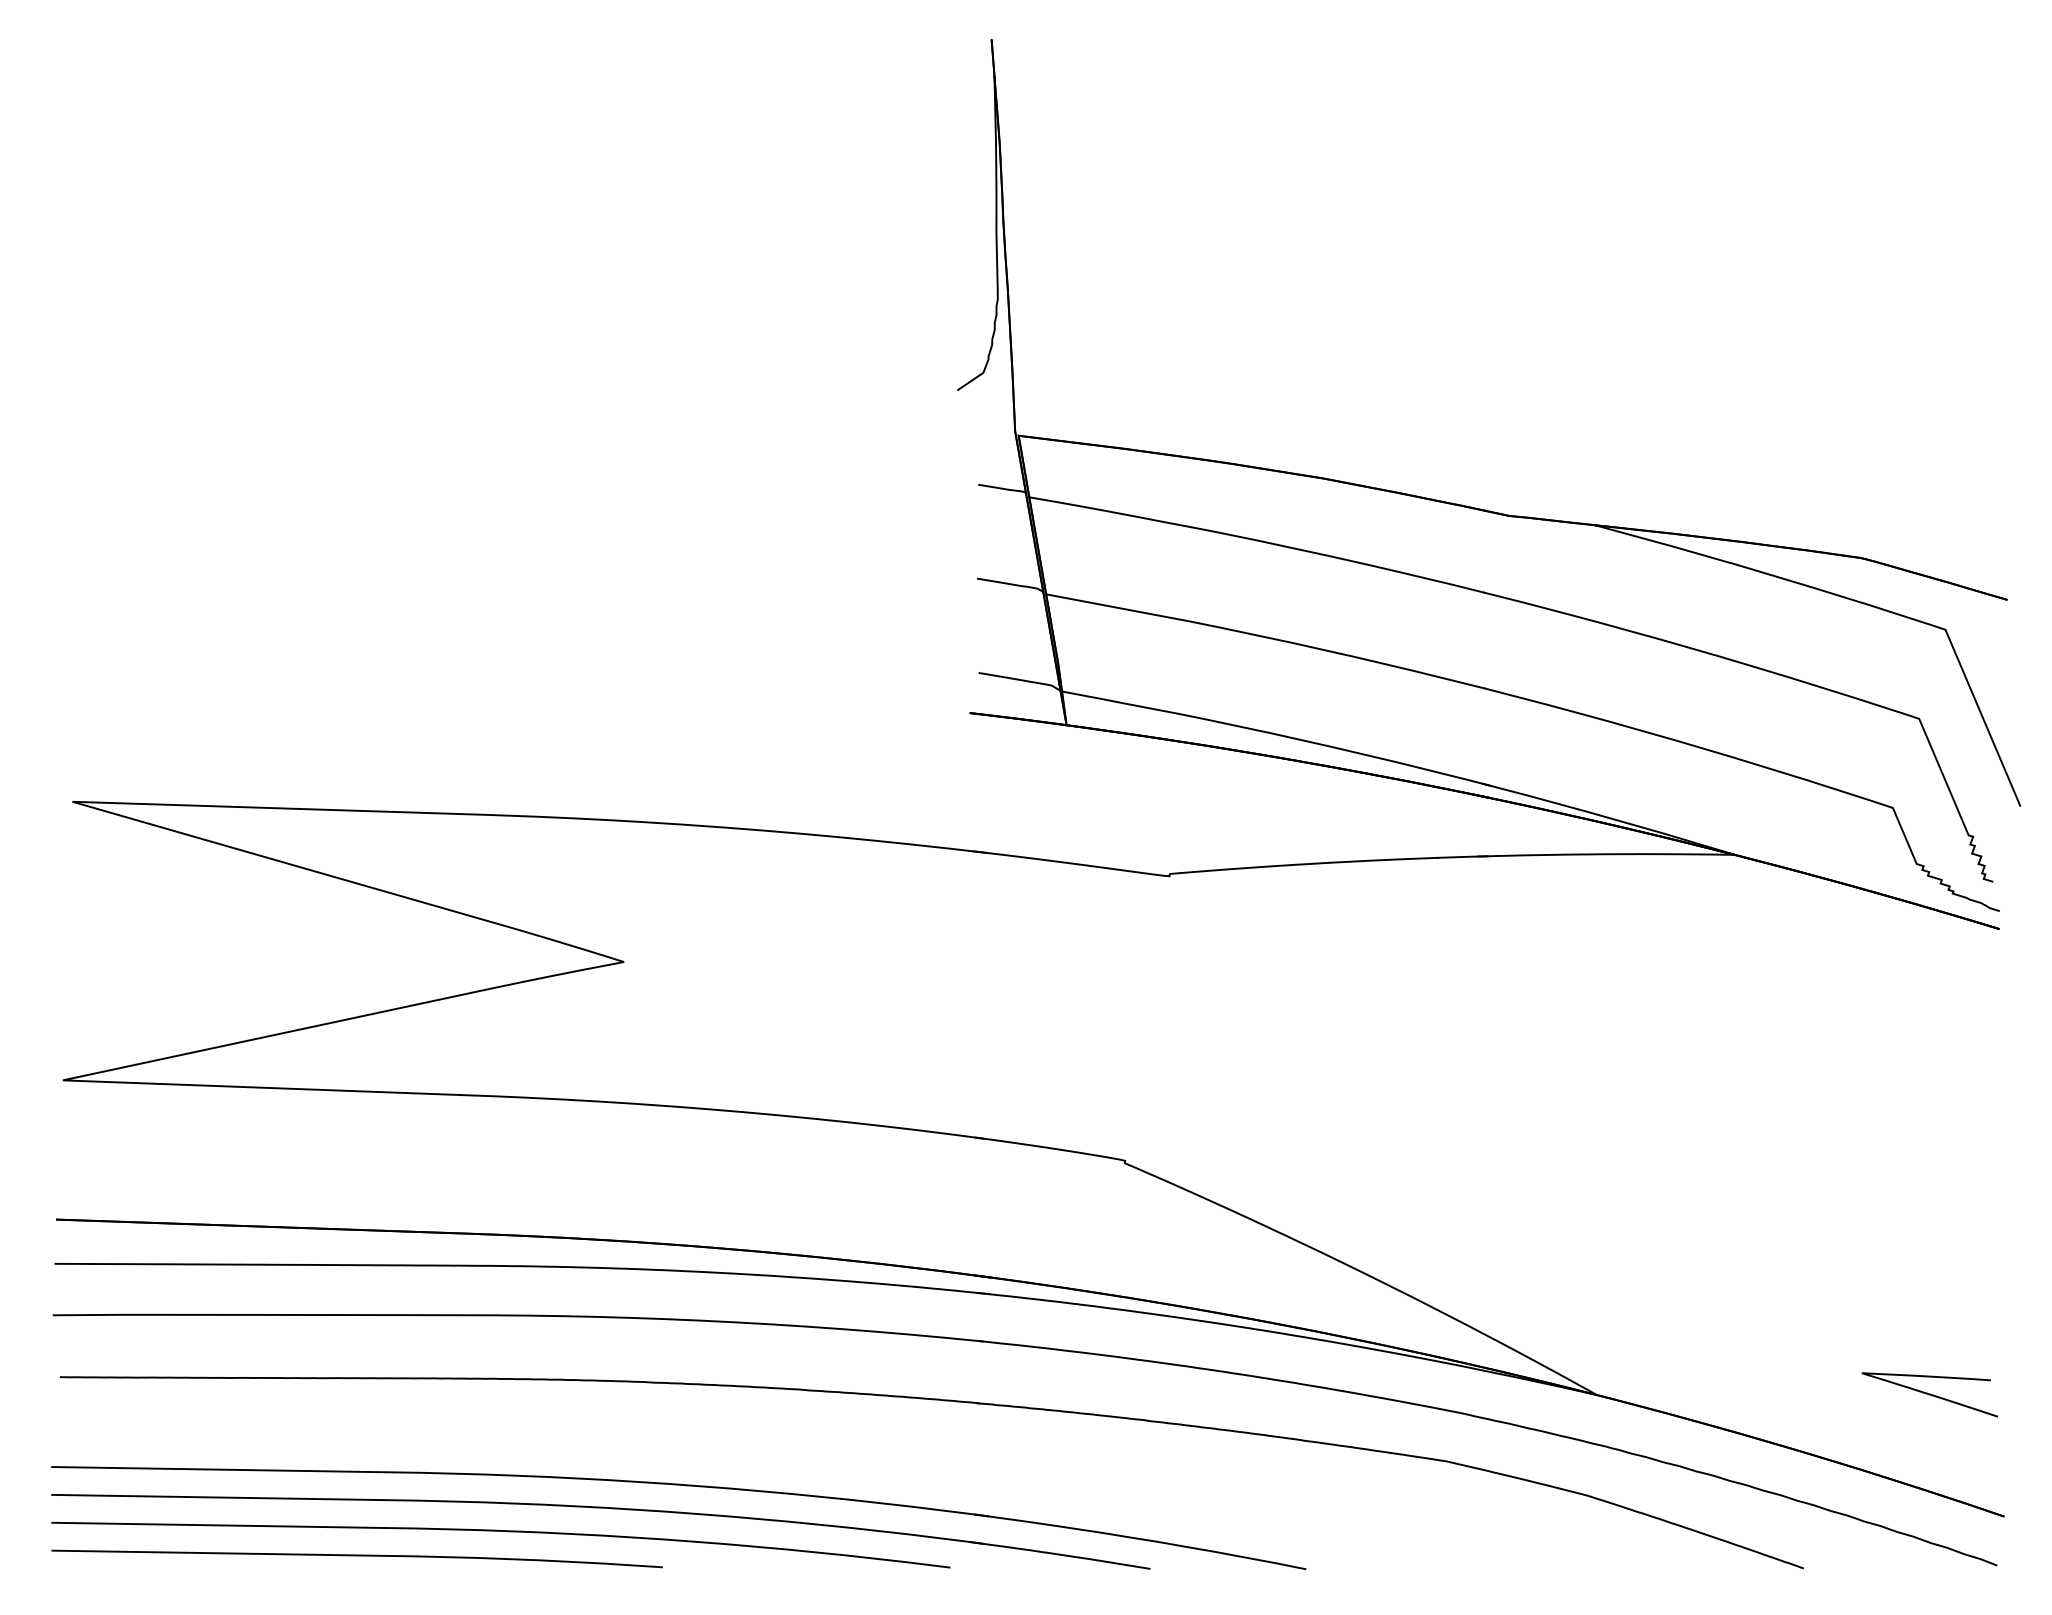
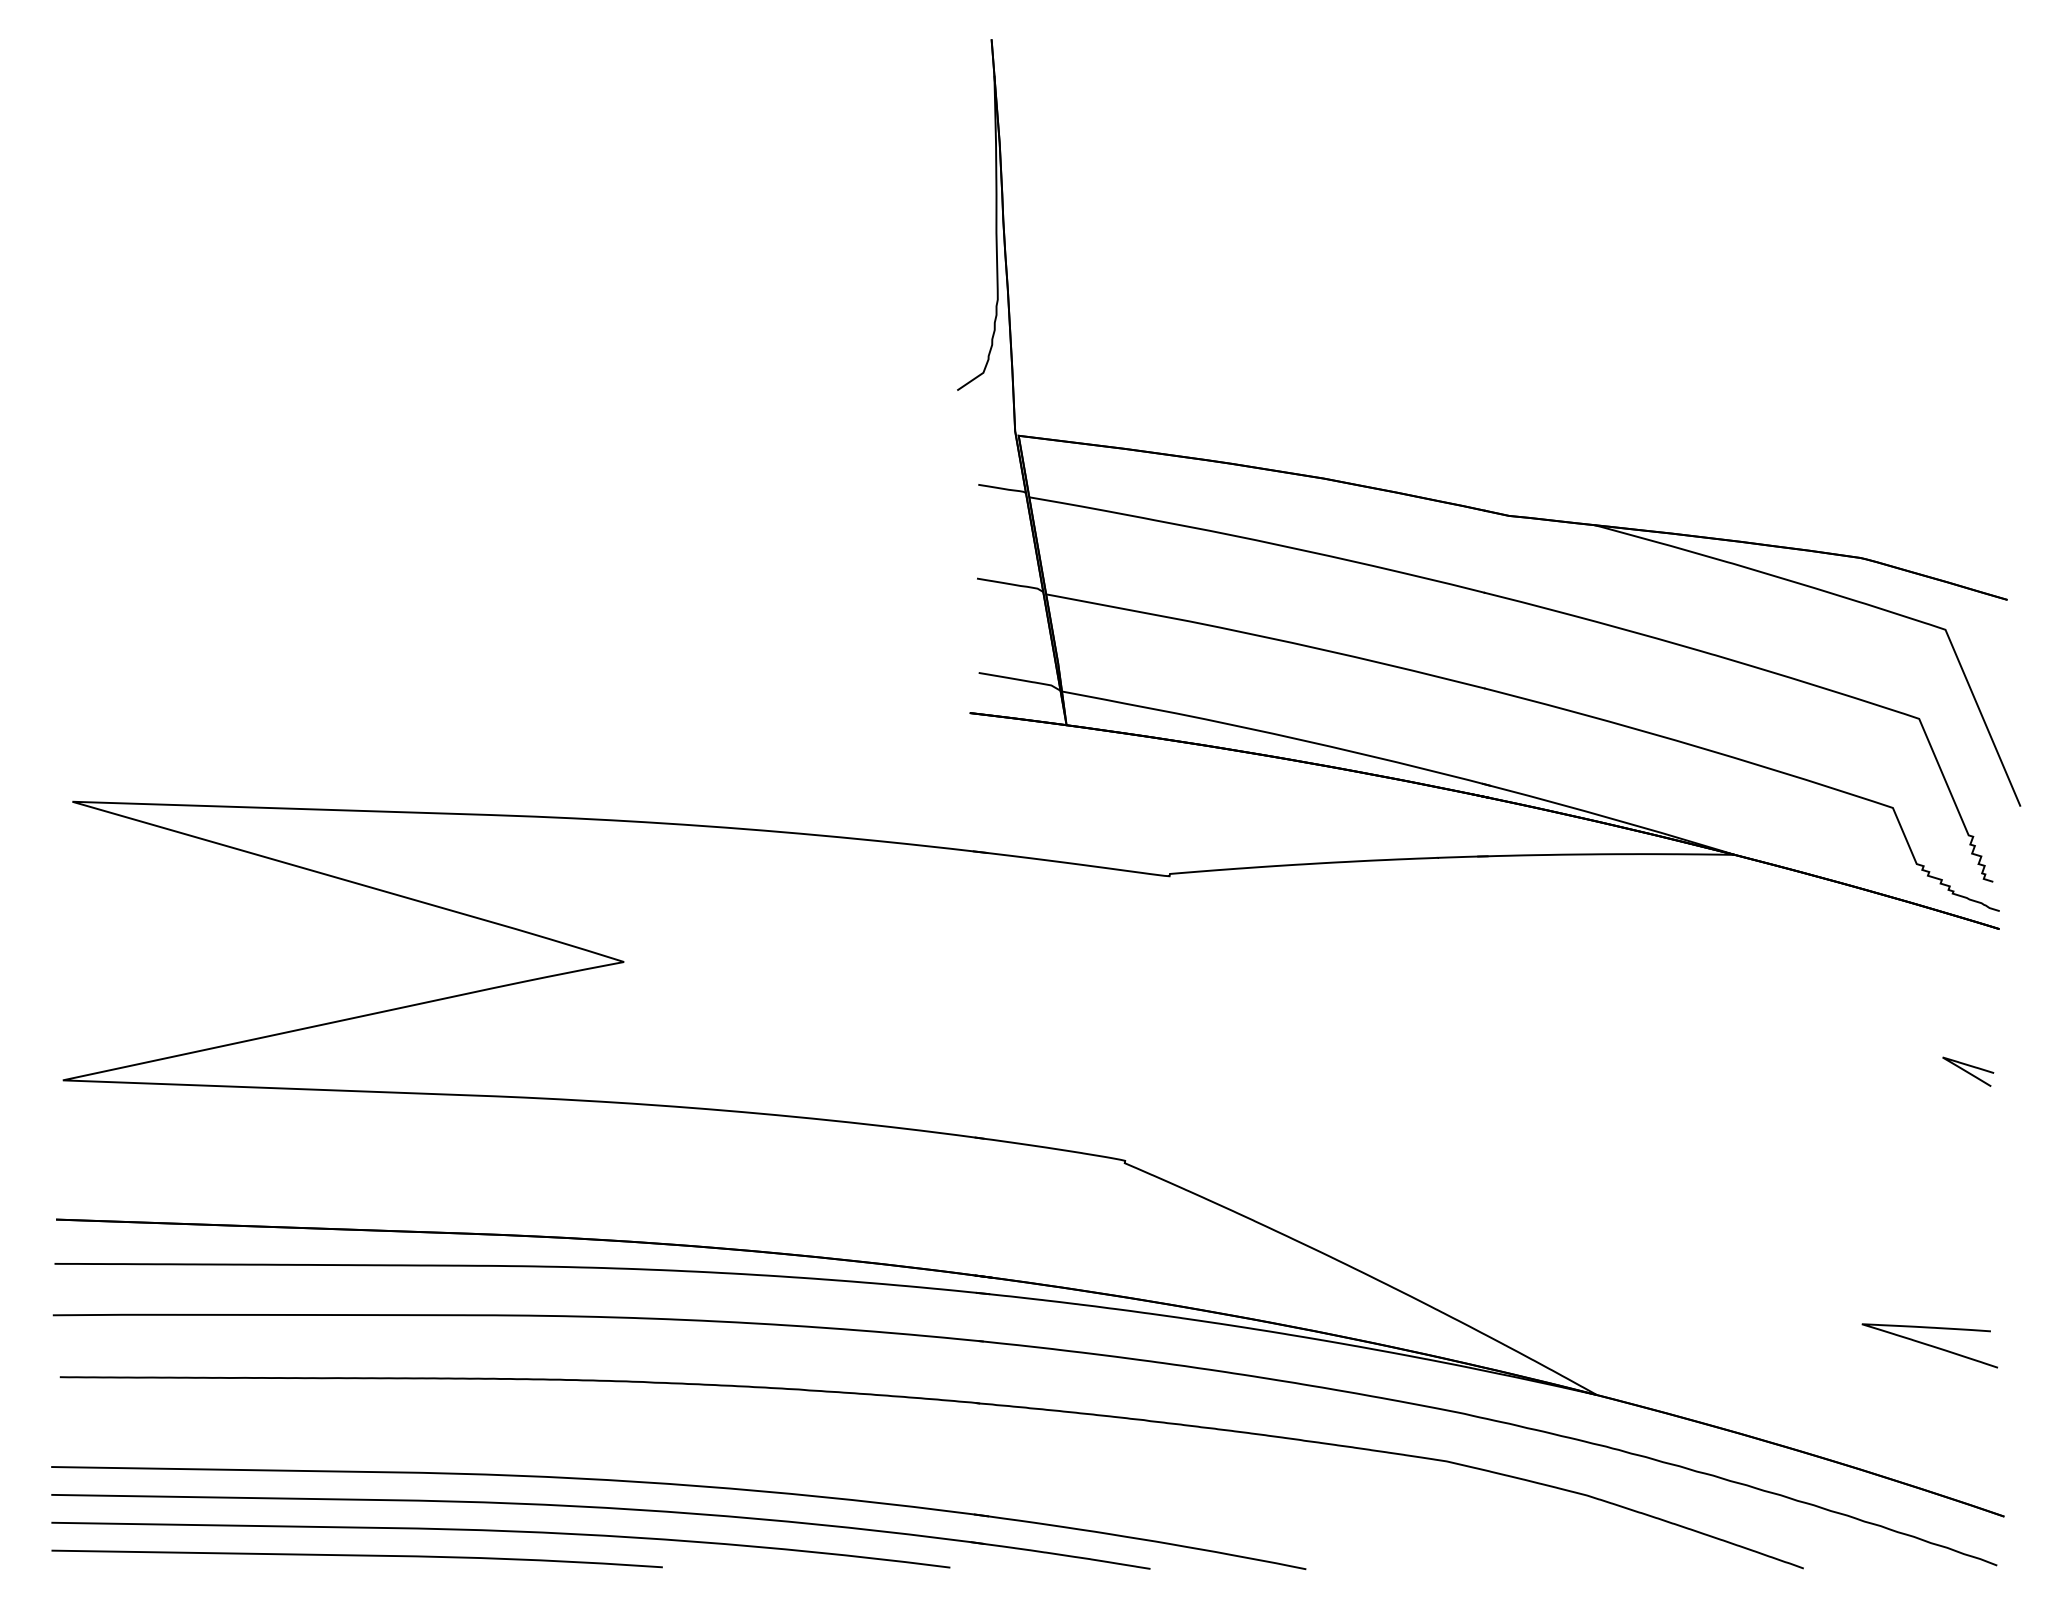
curve: none -> present (1968, 1071)
curve position: (1929, 1394) -> (1929, 1345) (1929, 1345)
